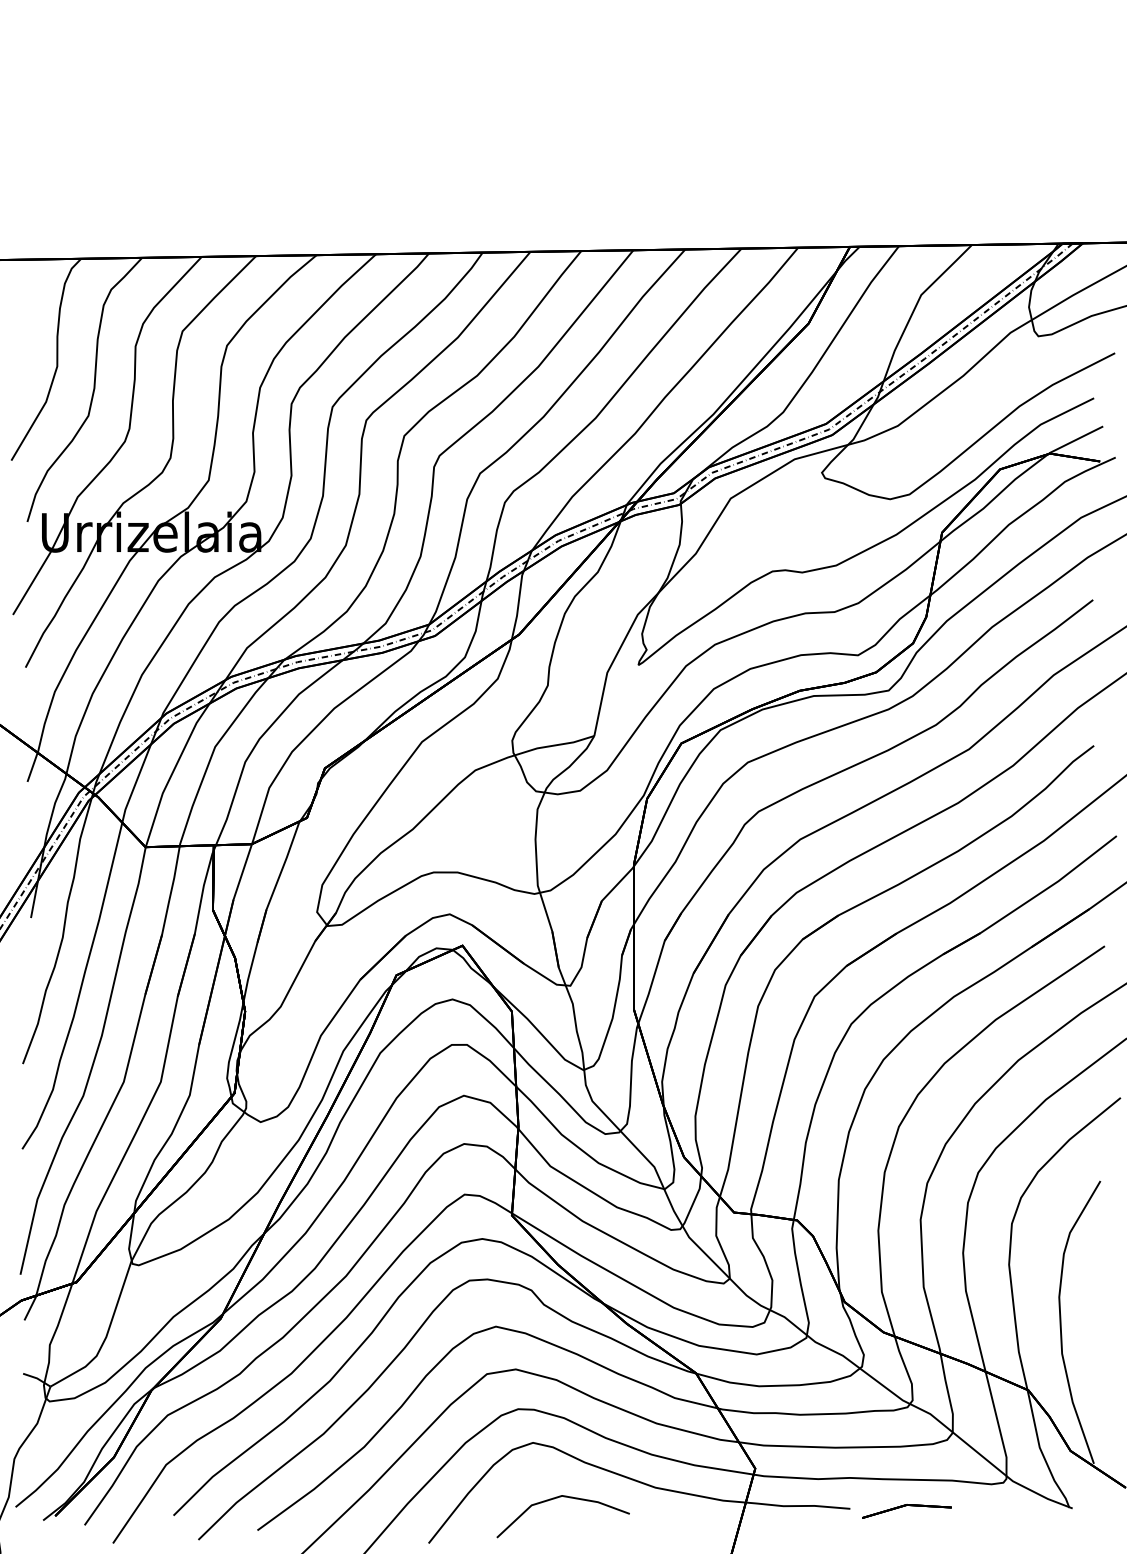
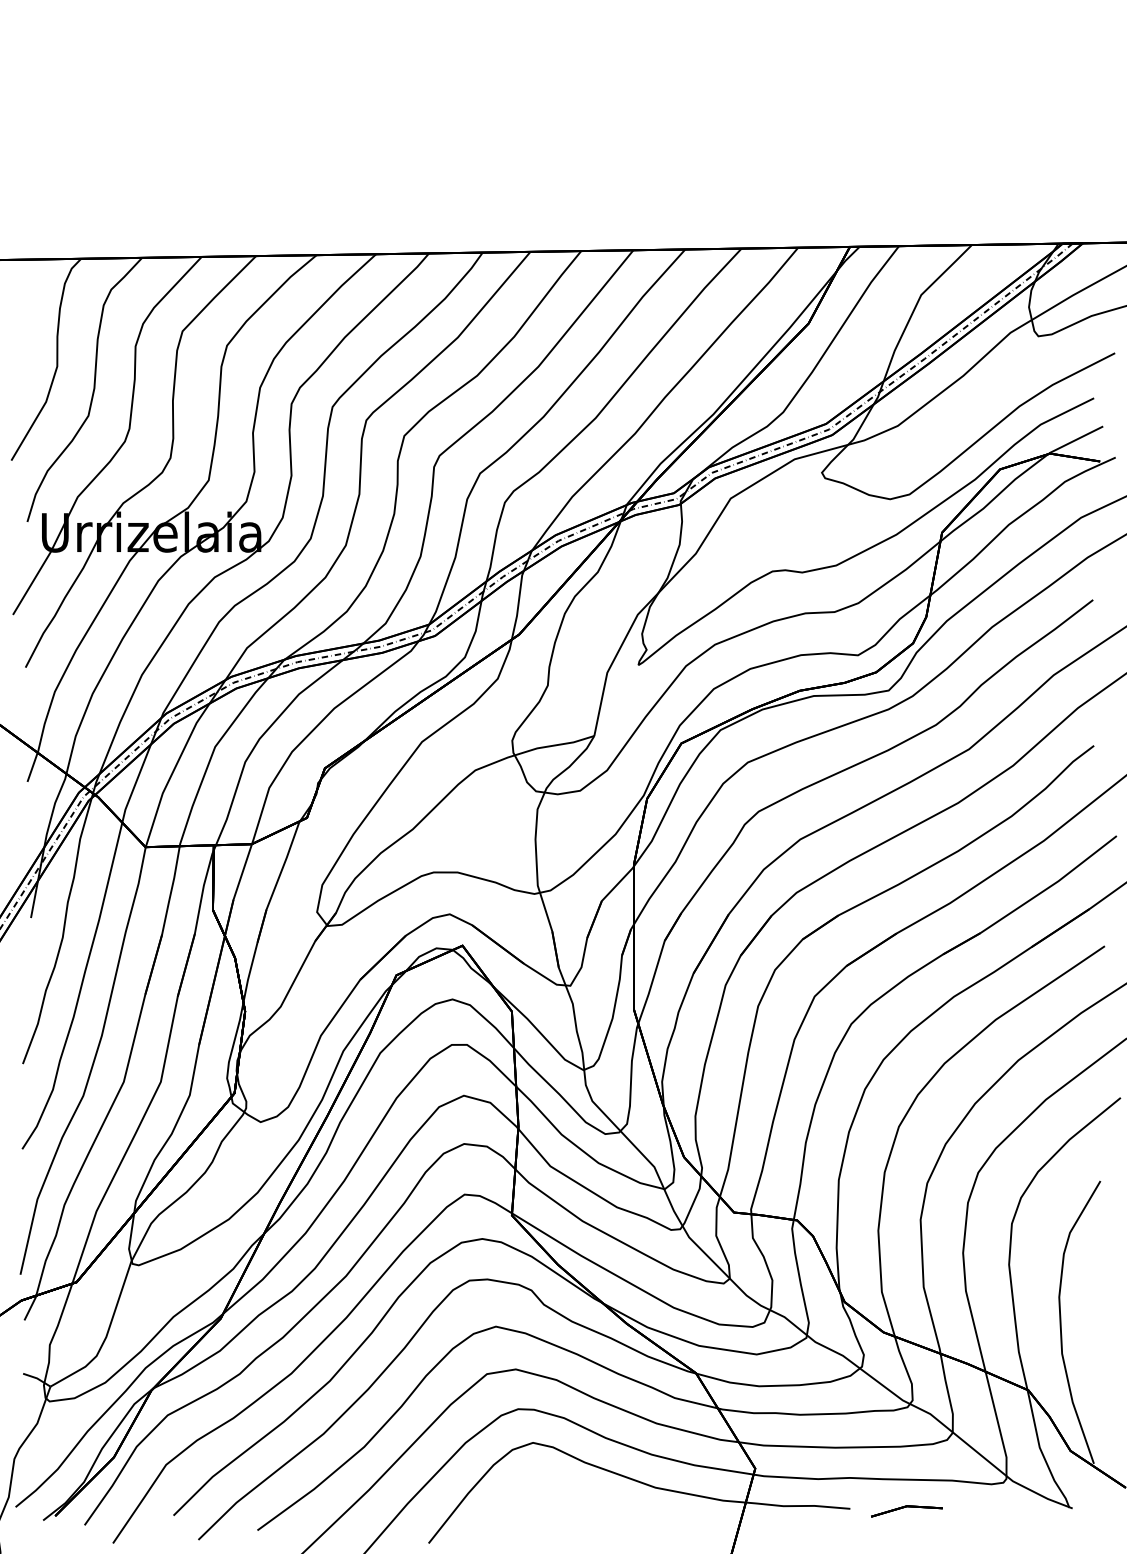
line: present -> none (557, 1498)
part size: 90x15 px -> 72x13 px (906, 1511)
